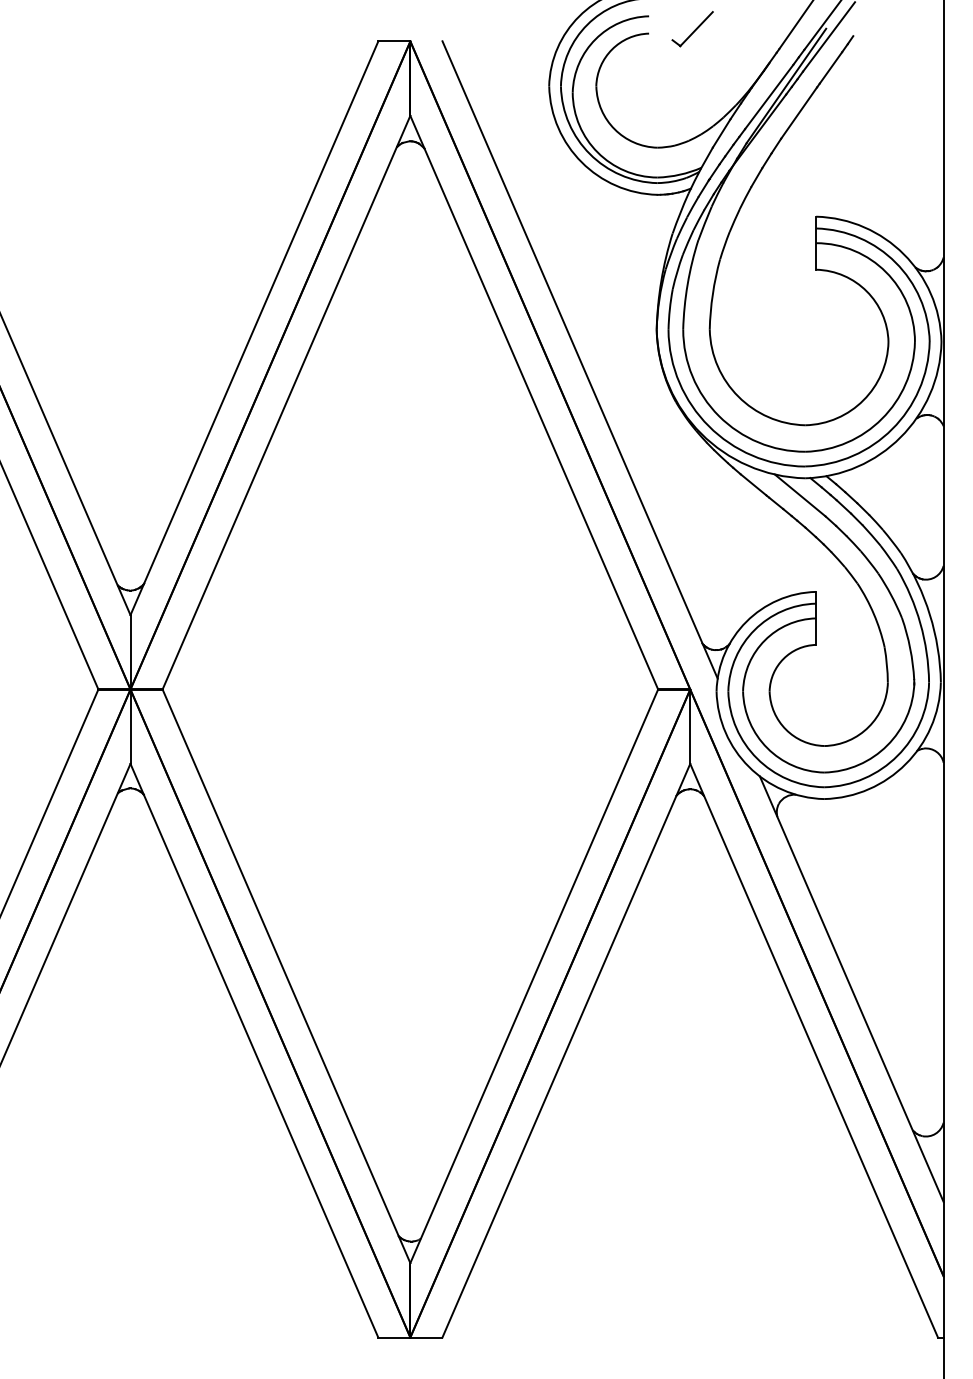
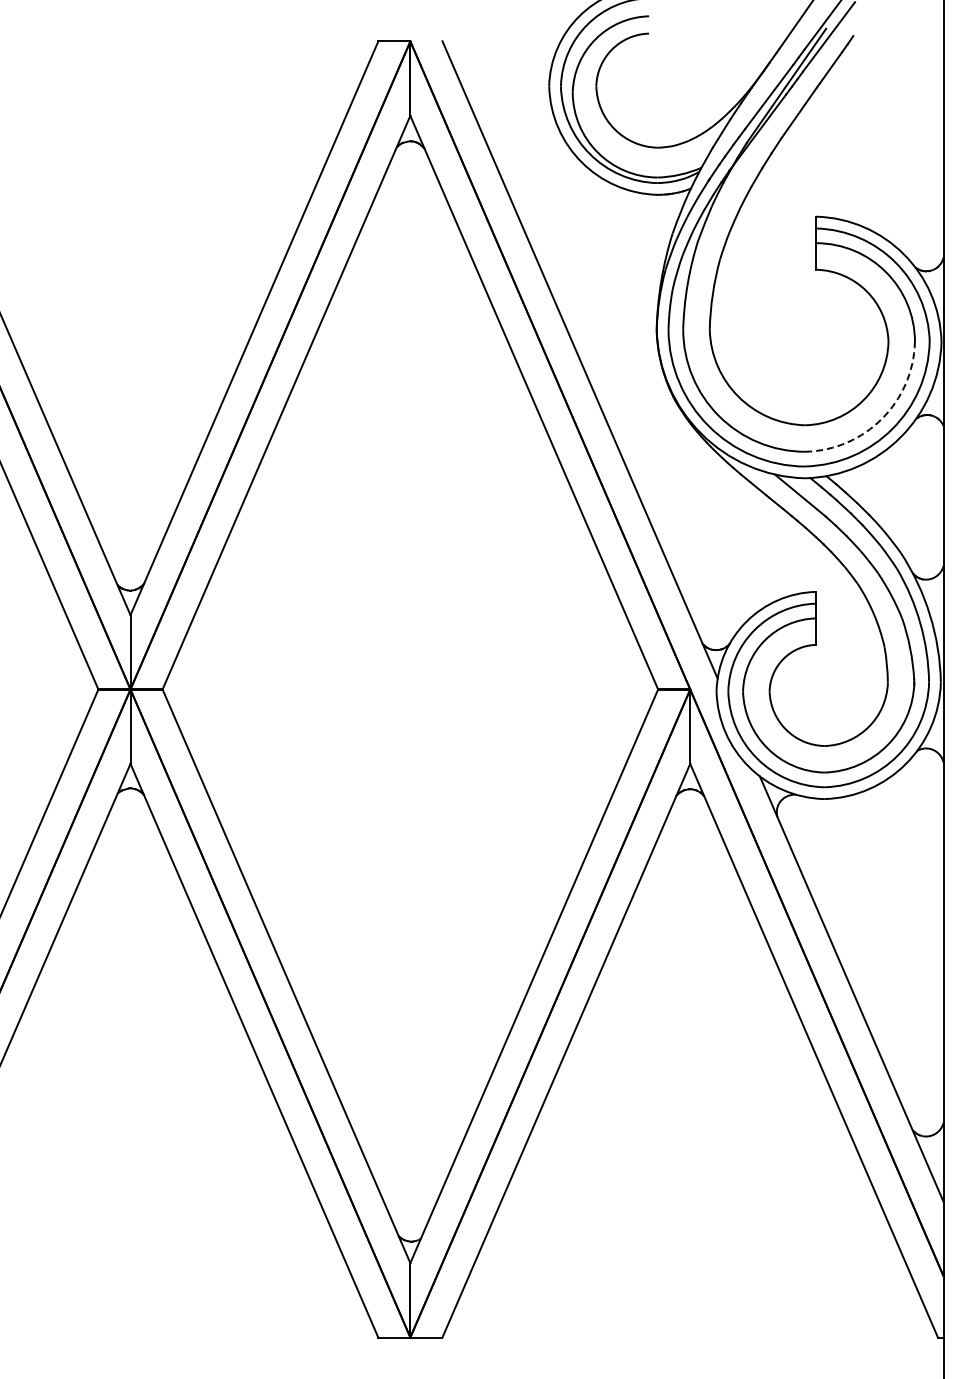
part: present -> none (692, 29)
arc: solid -> dashed (882, 418)
